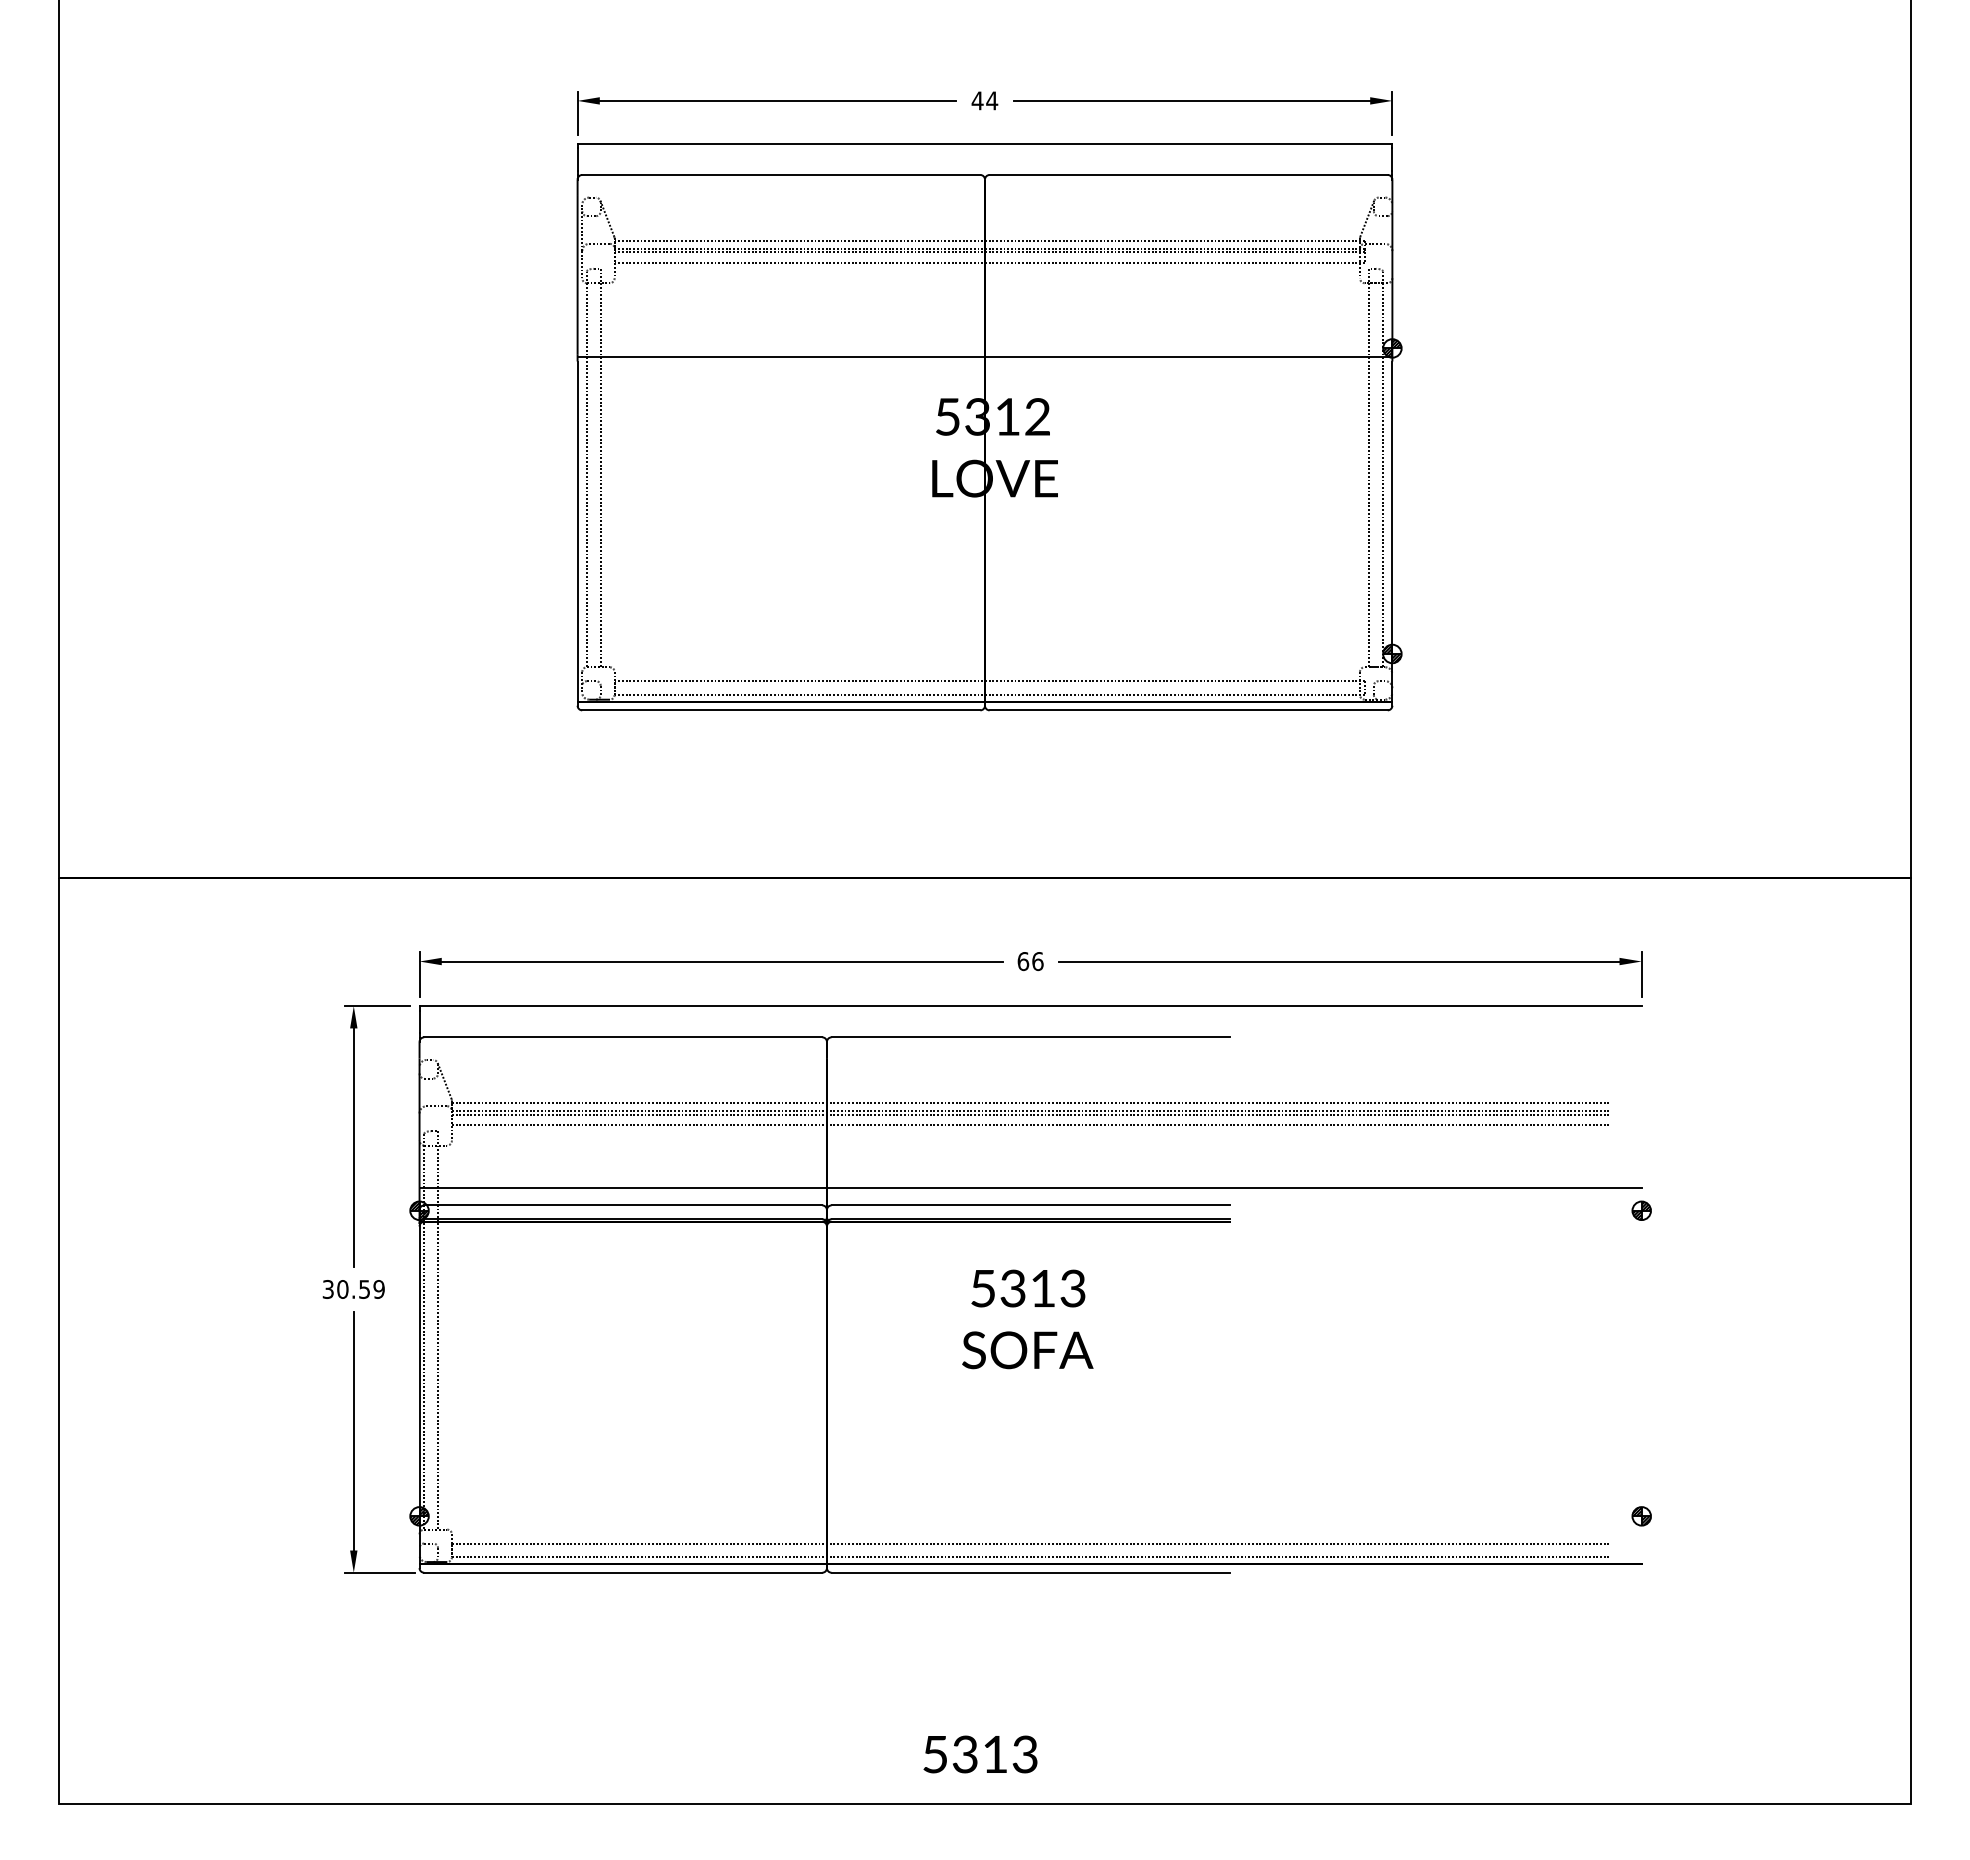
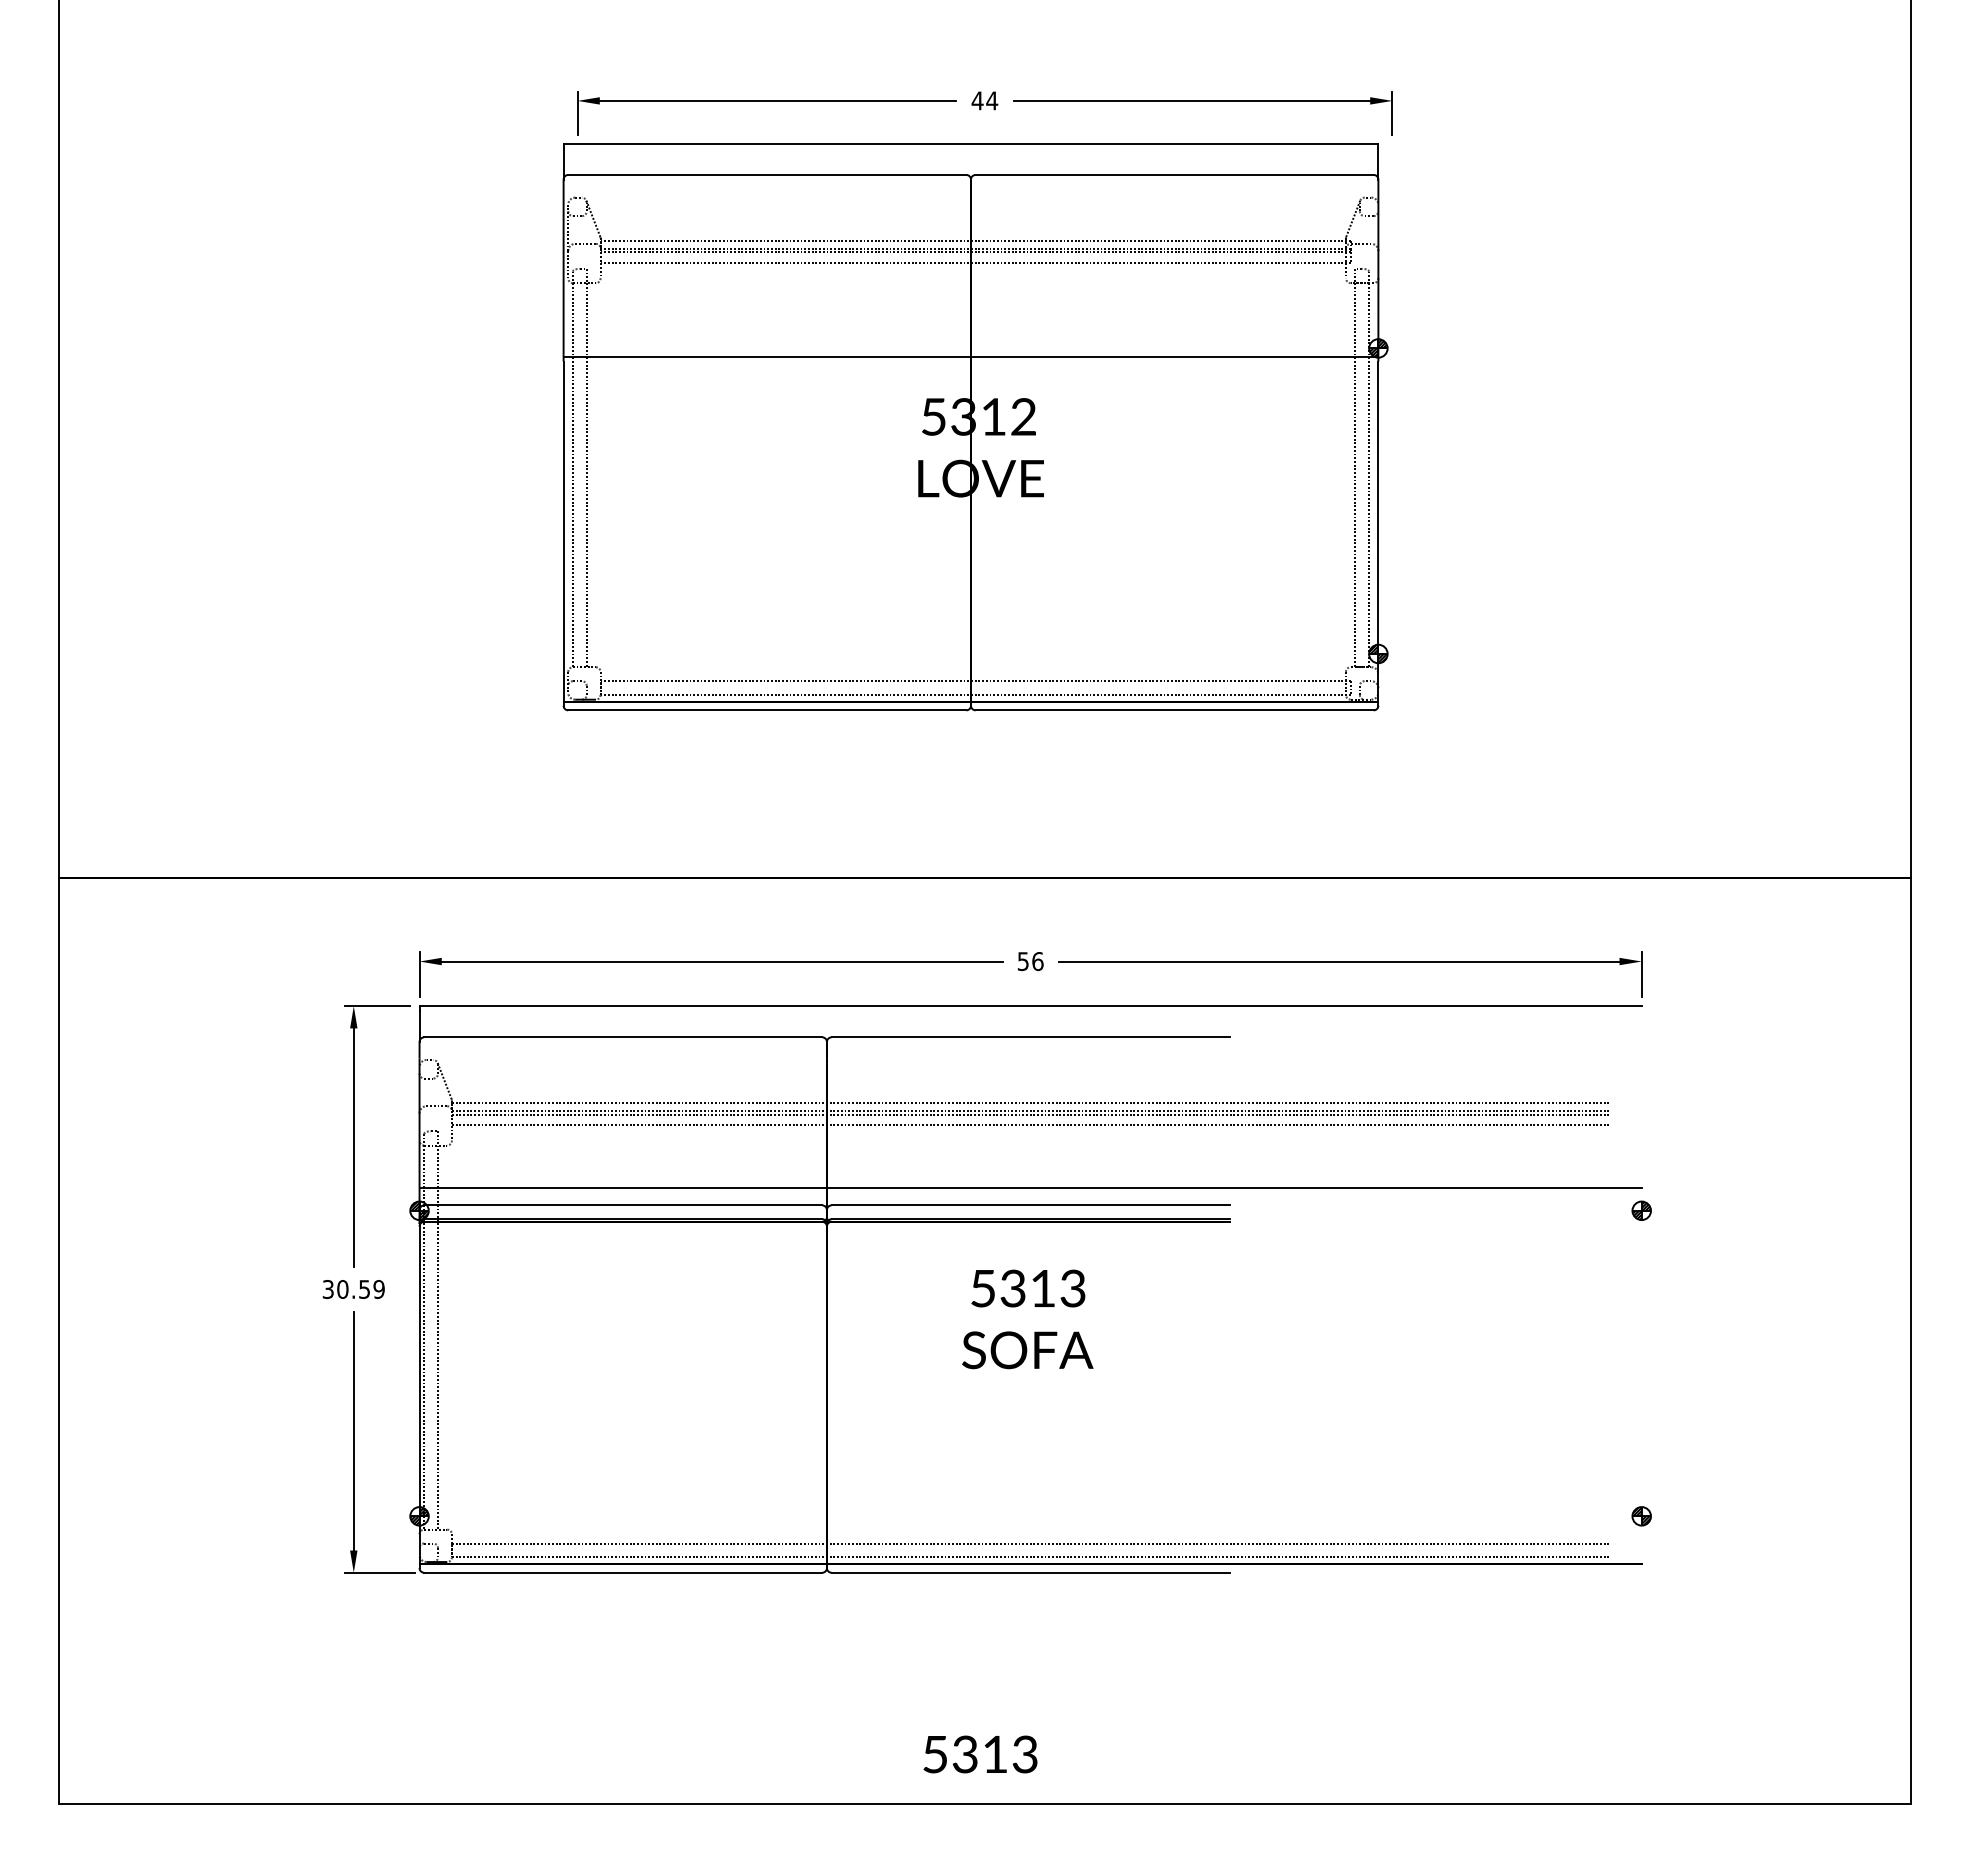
part position: (989, 427) -> (975, 427) (975, 427)
text: 66 -> 56 (1023, 961)
